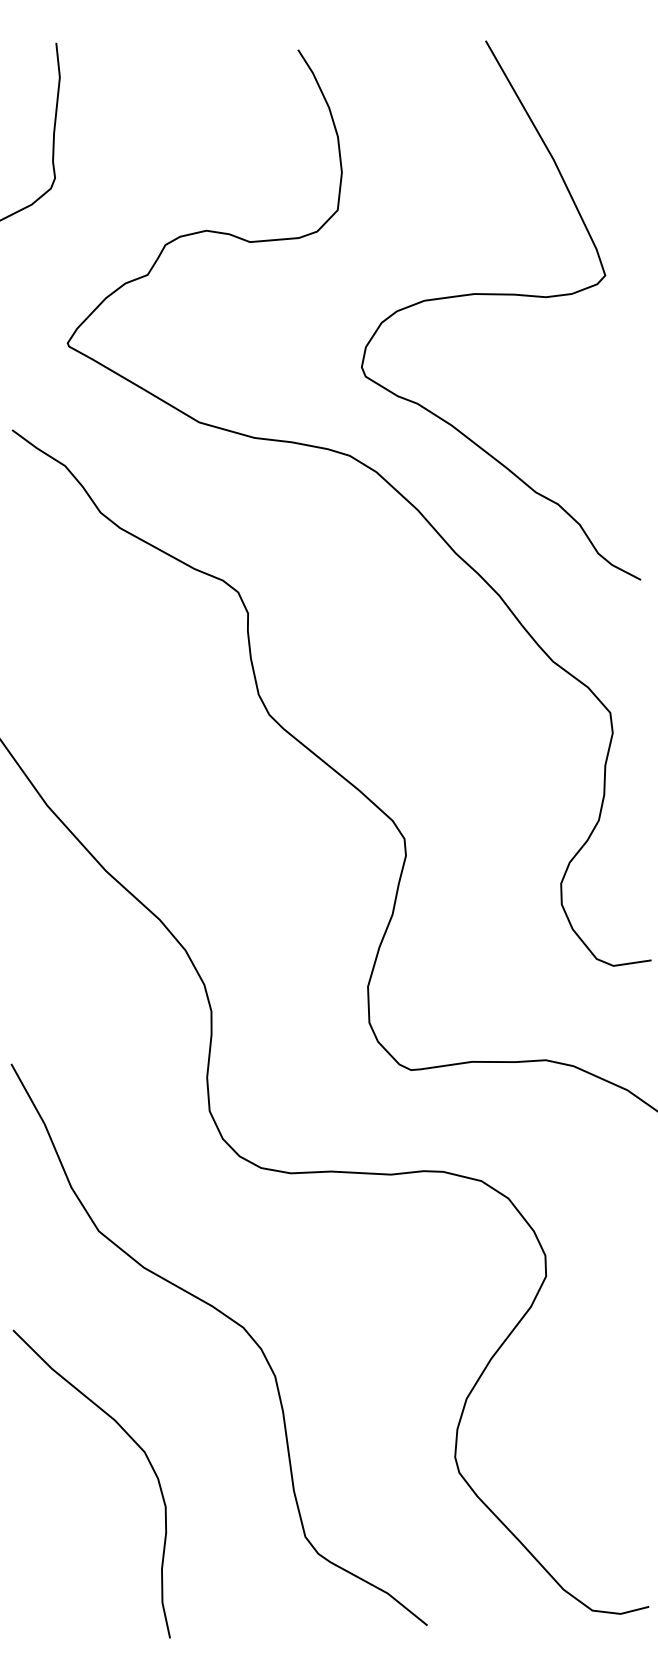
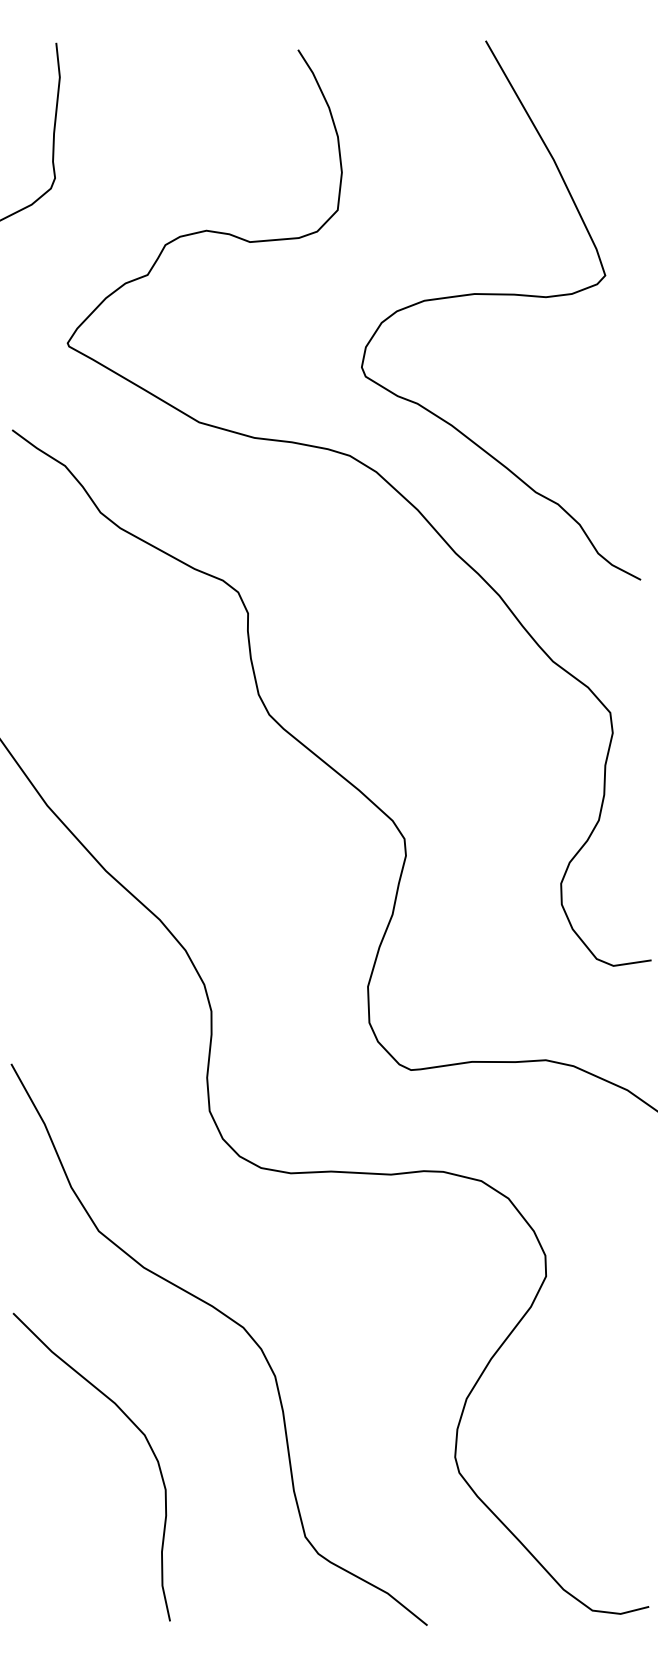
curve position: (133, 1441) -> (133, 1424) (133, 1424)
